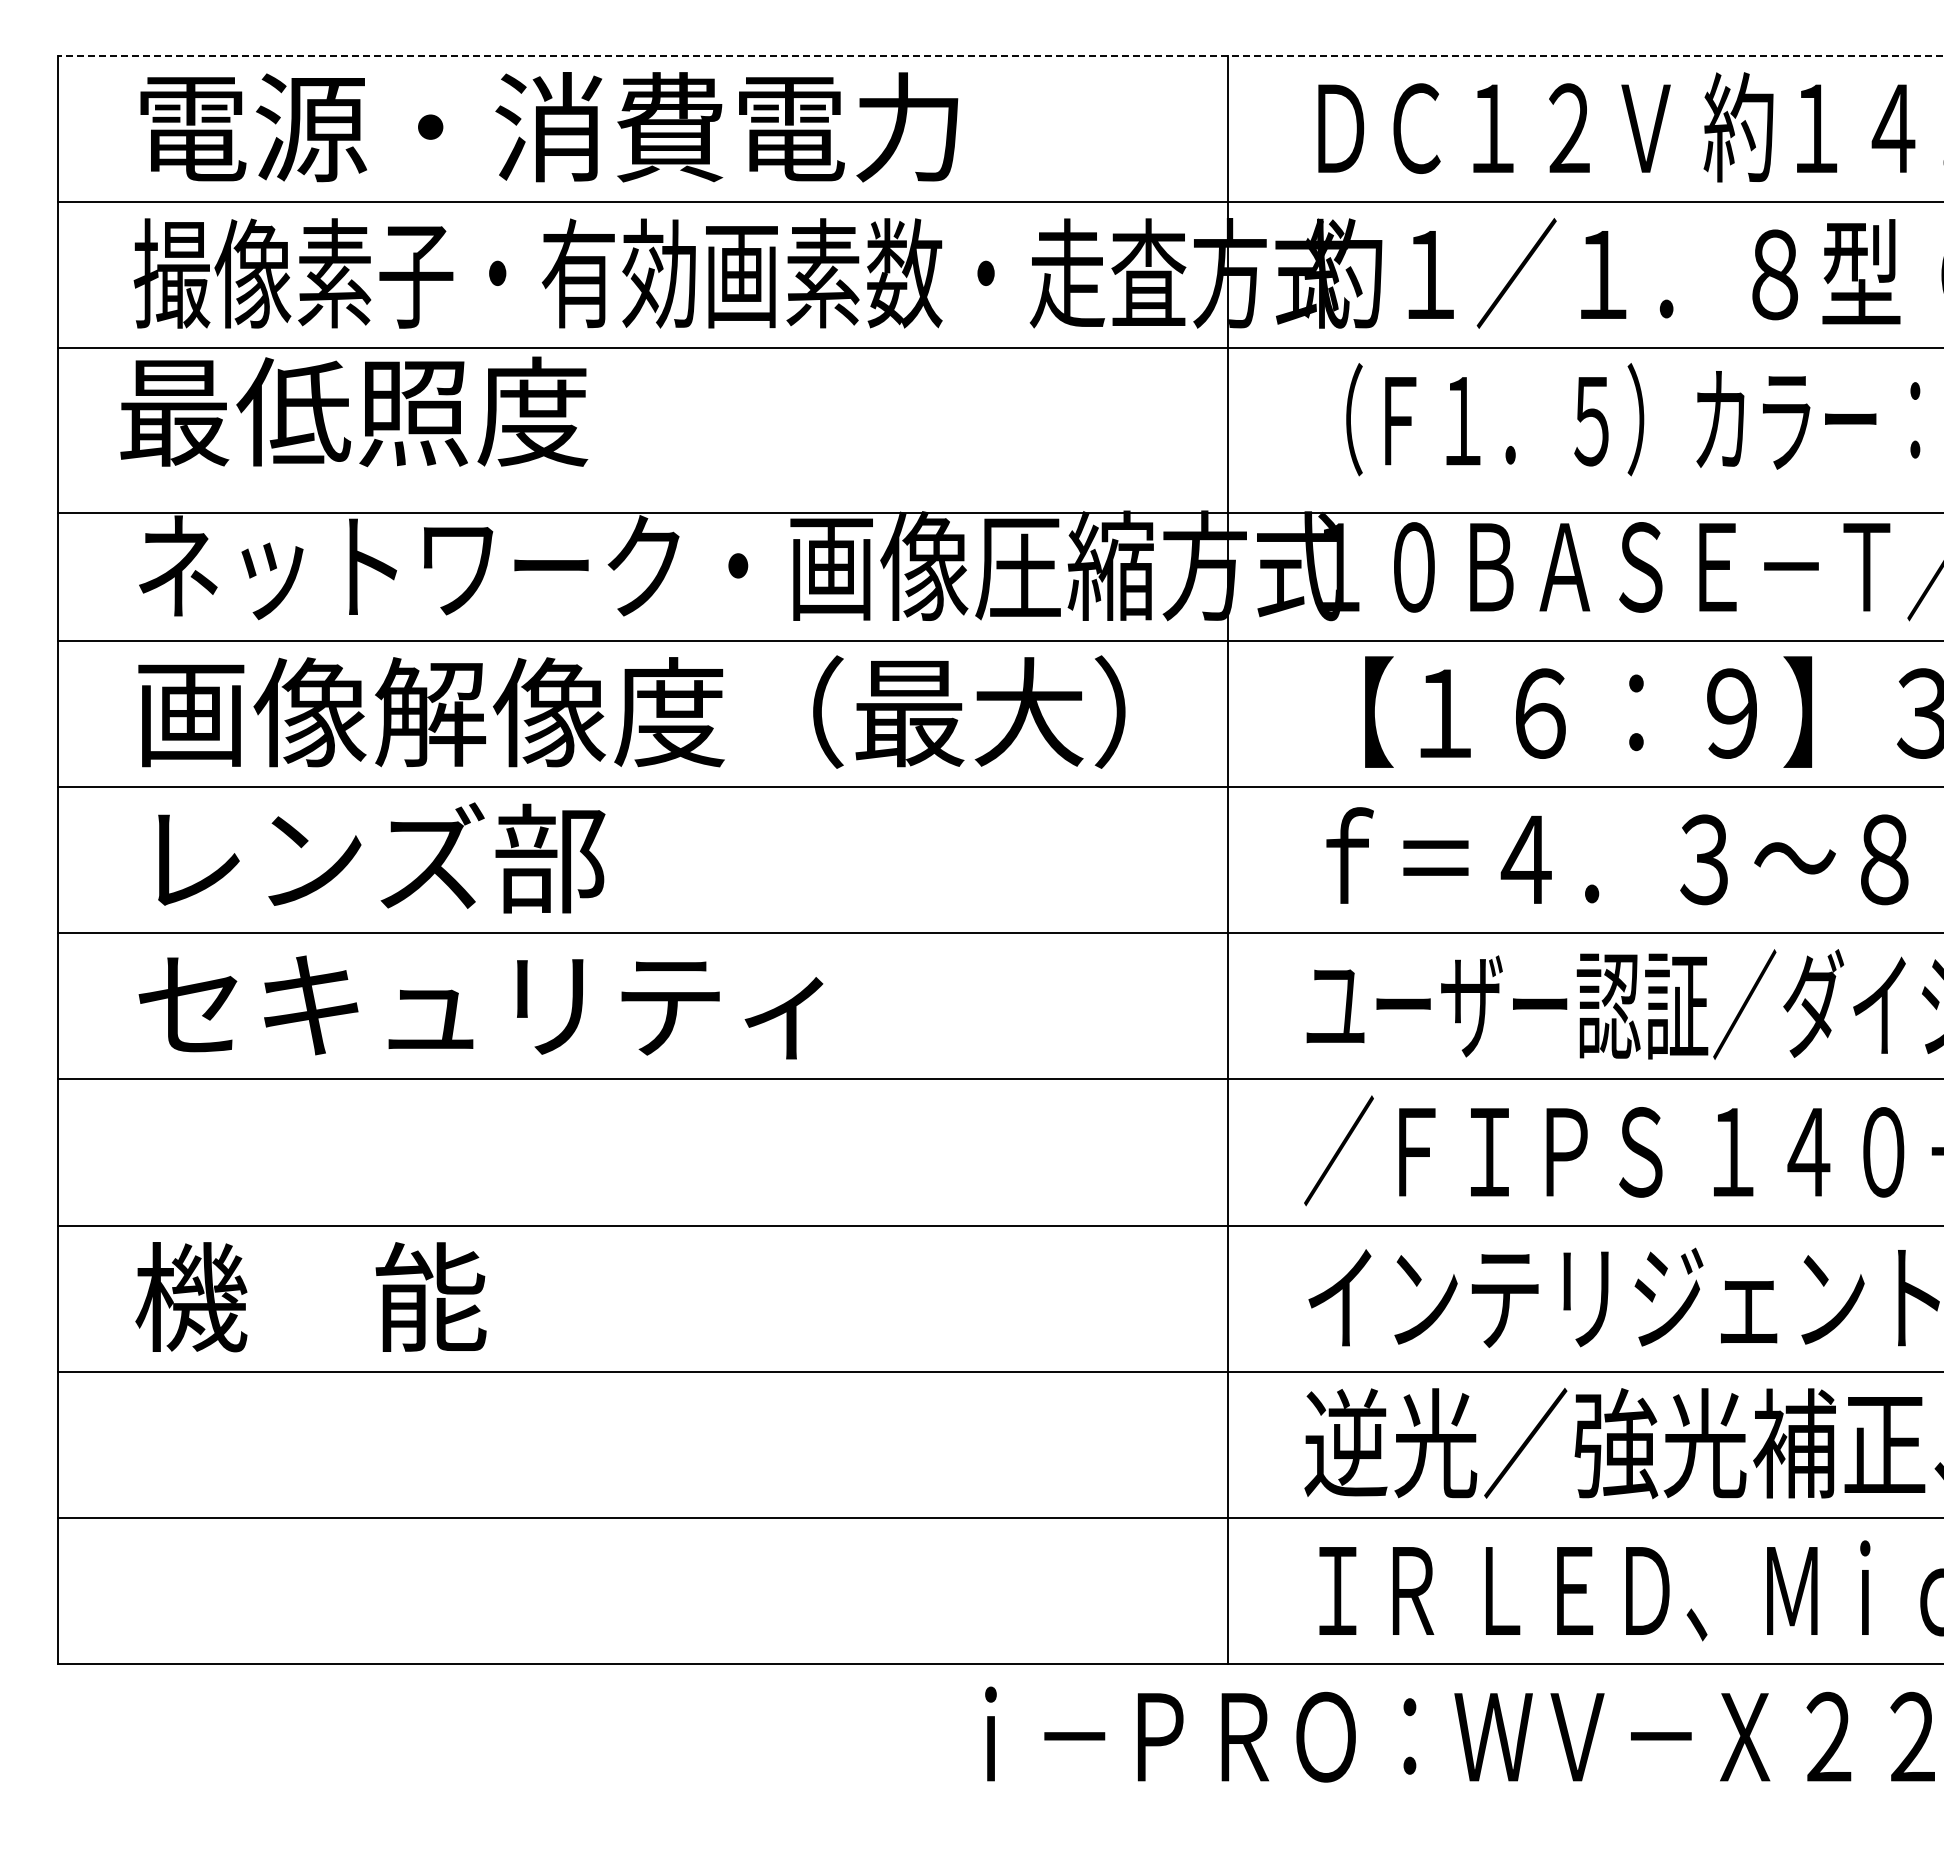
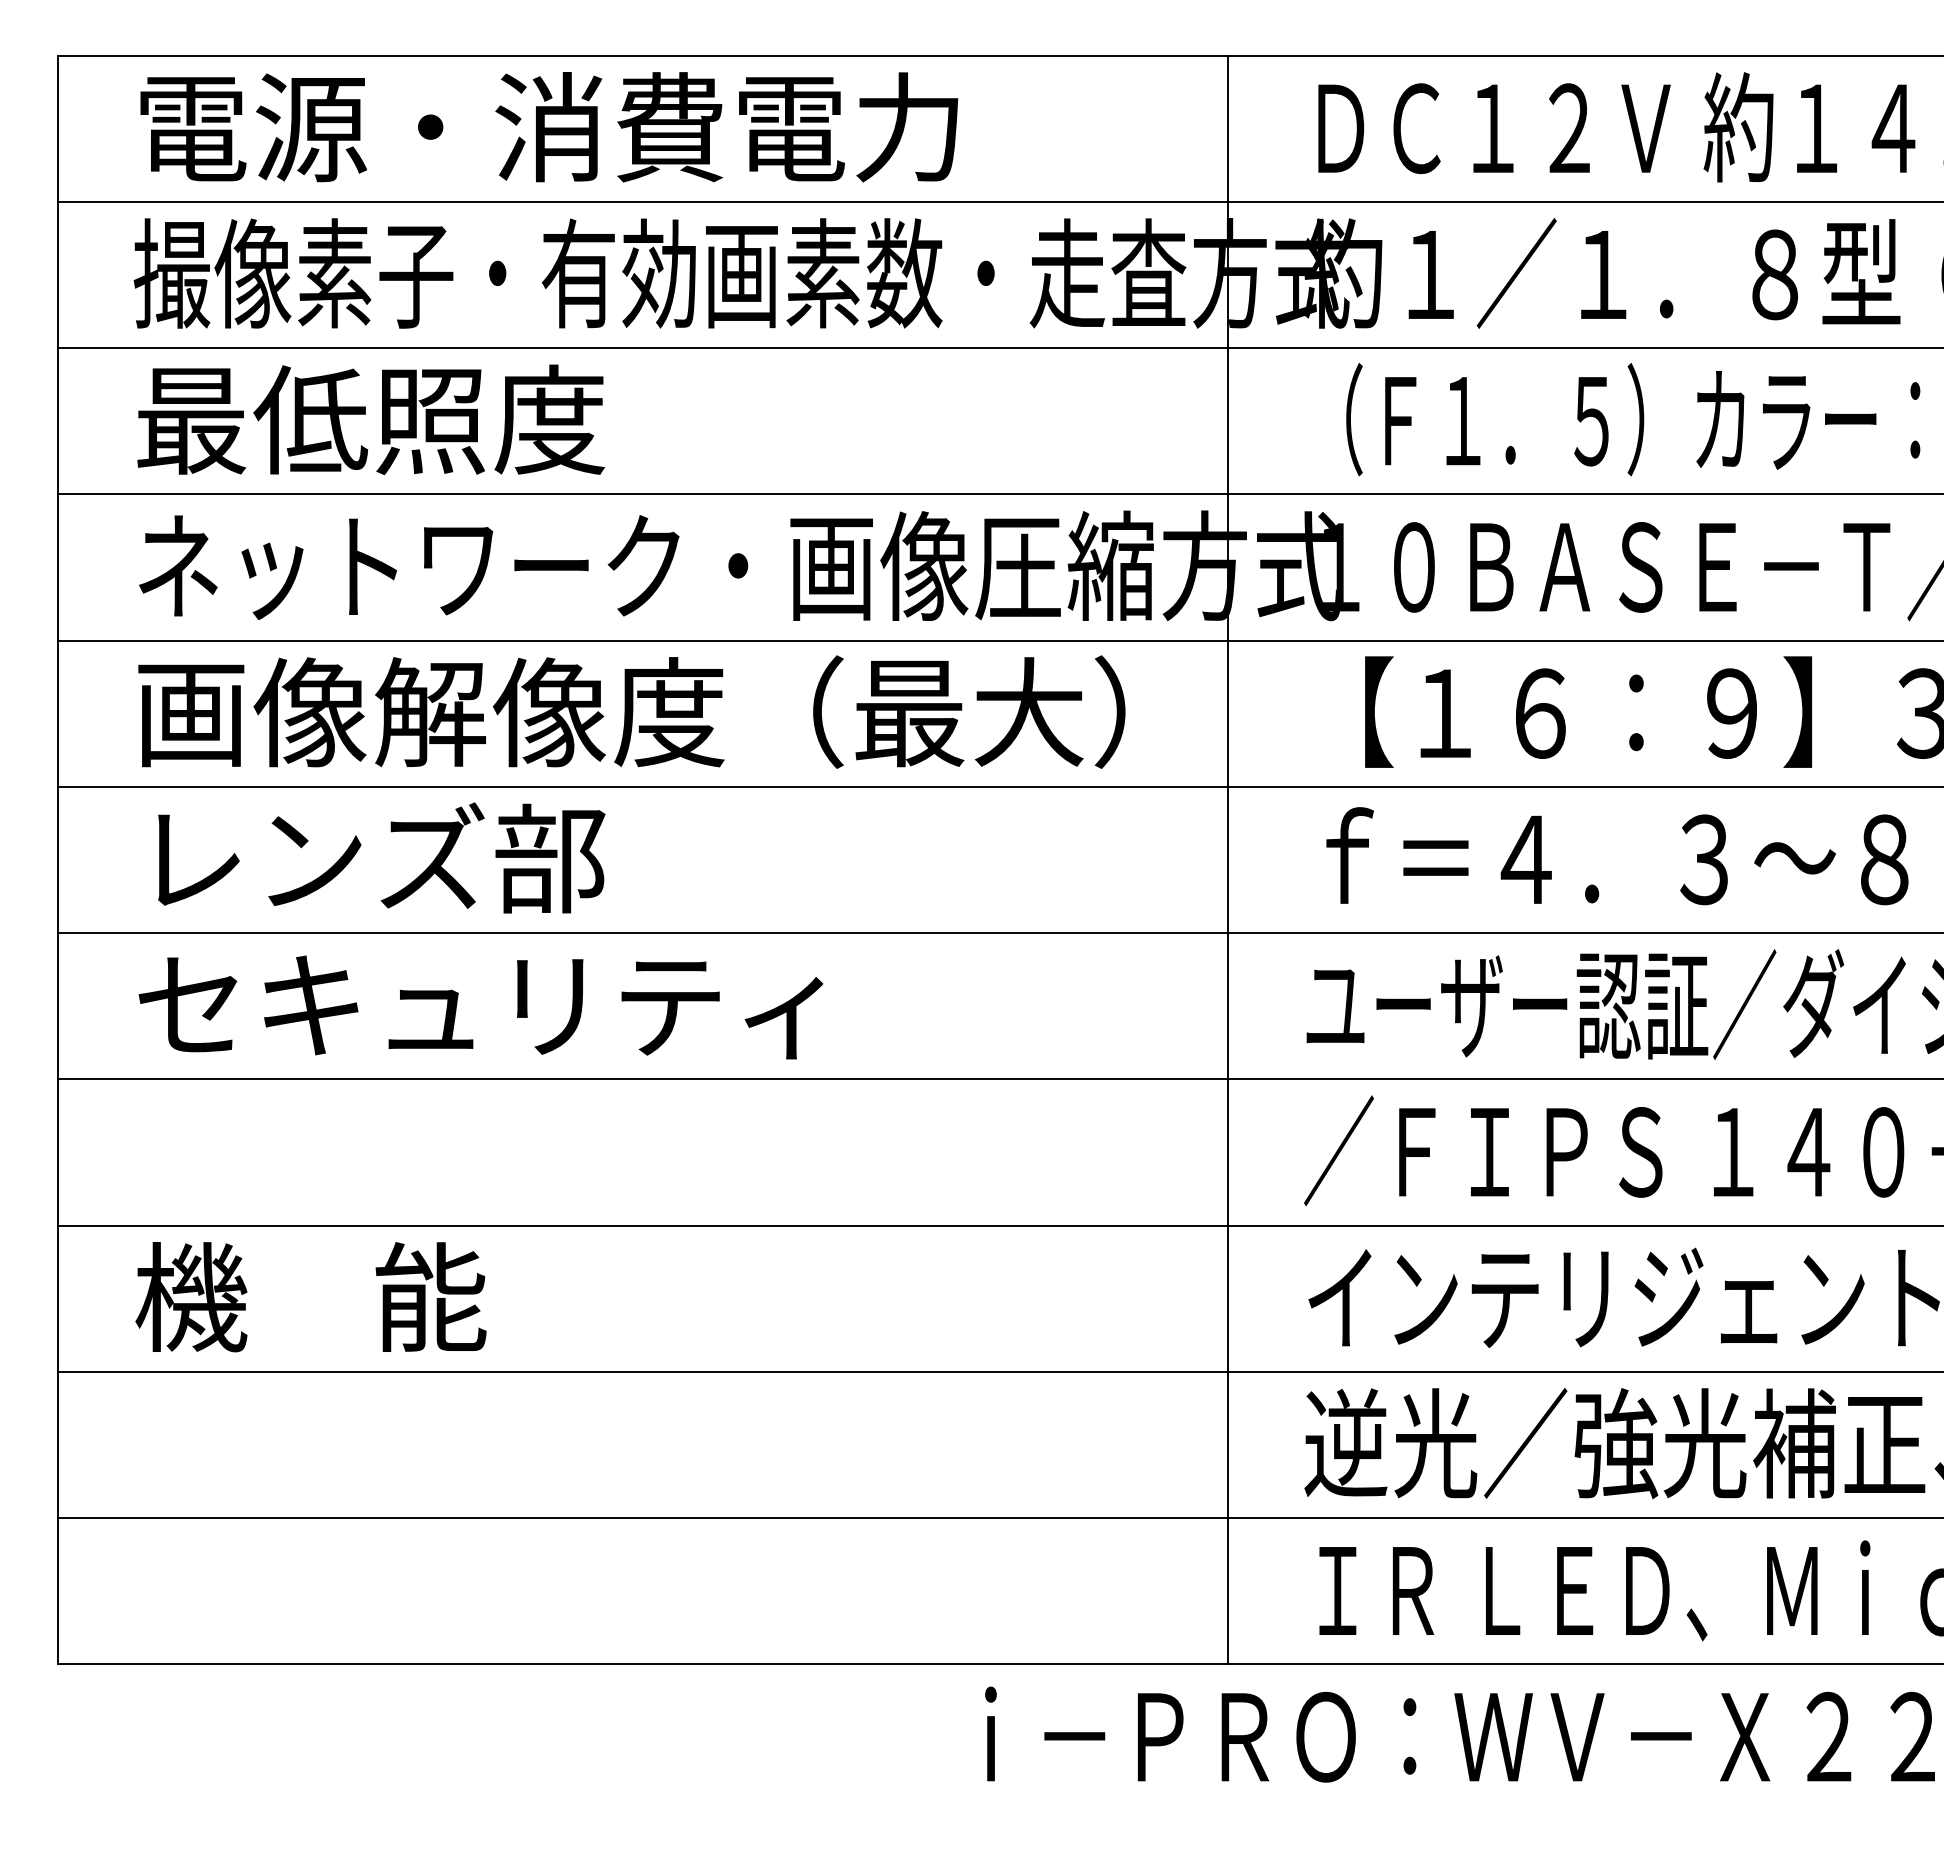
line: dashed -> solid (1000, 55)
text position: (354, 411) -> (371, 419) (371, 419)
line position: (999, 513) -> (999, 494) (999, 494)
